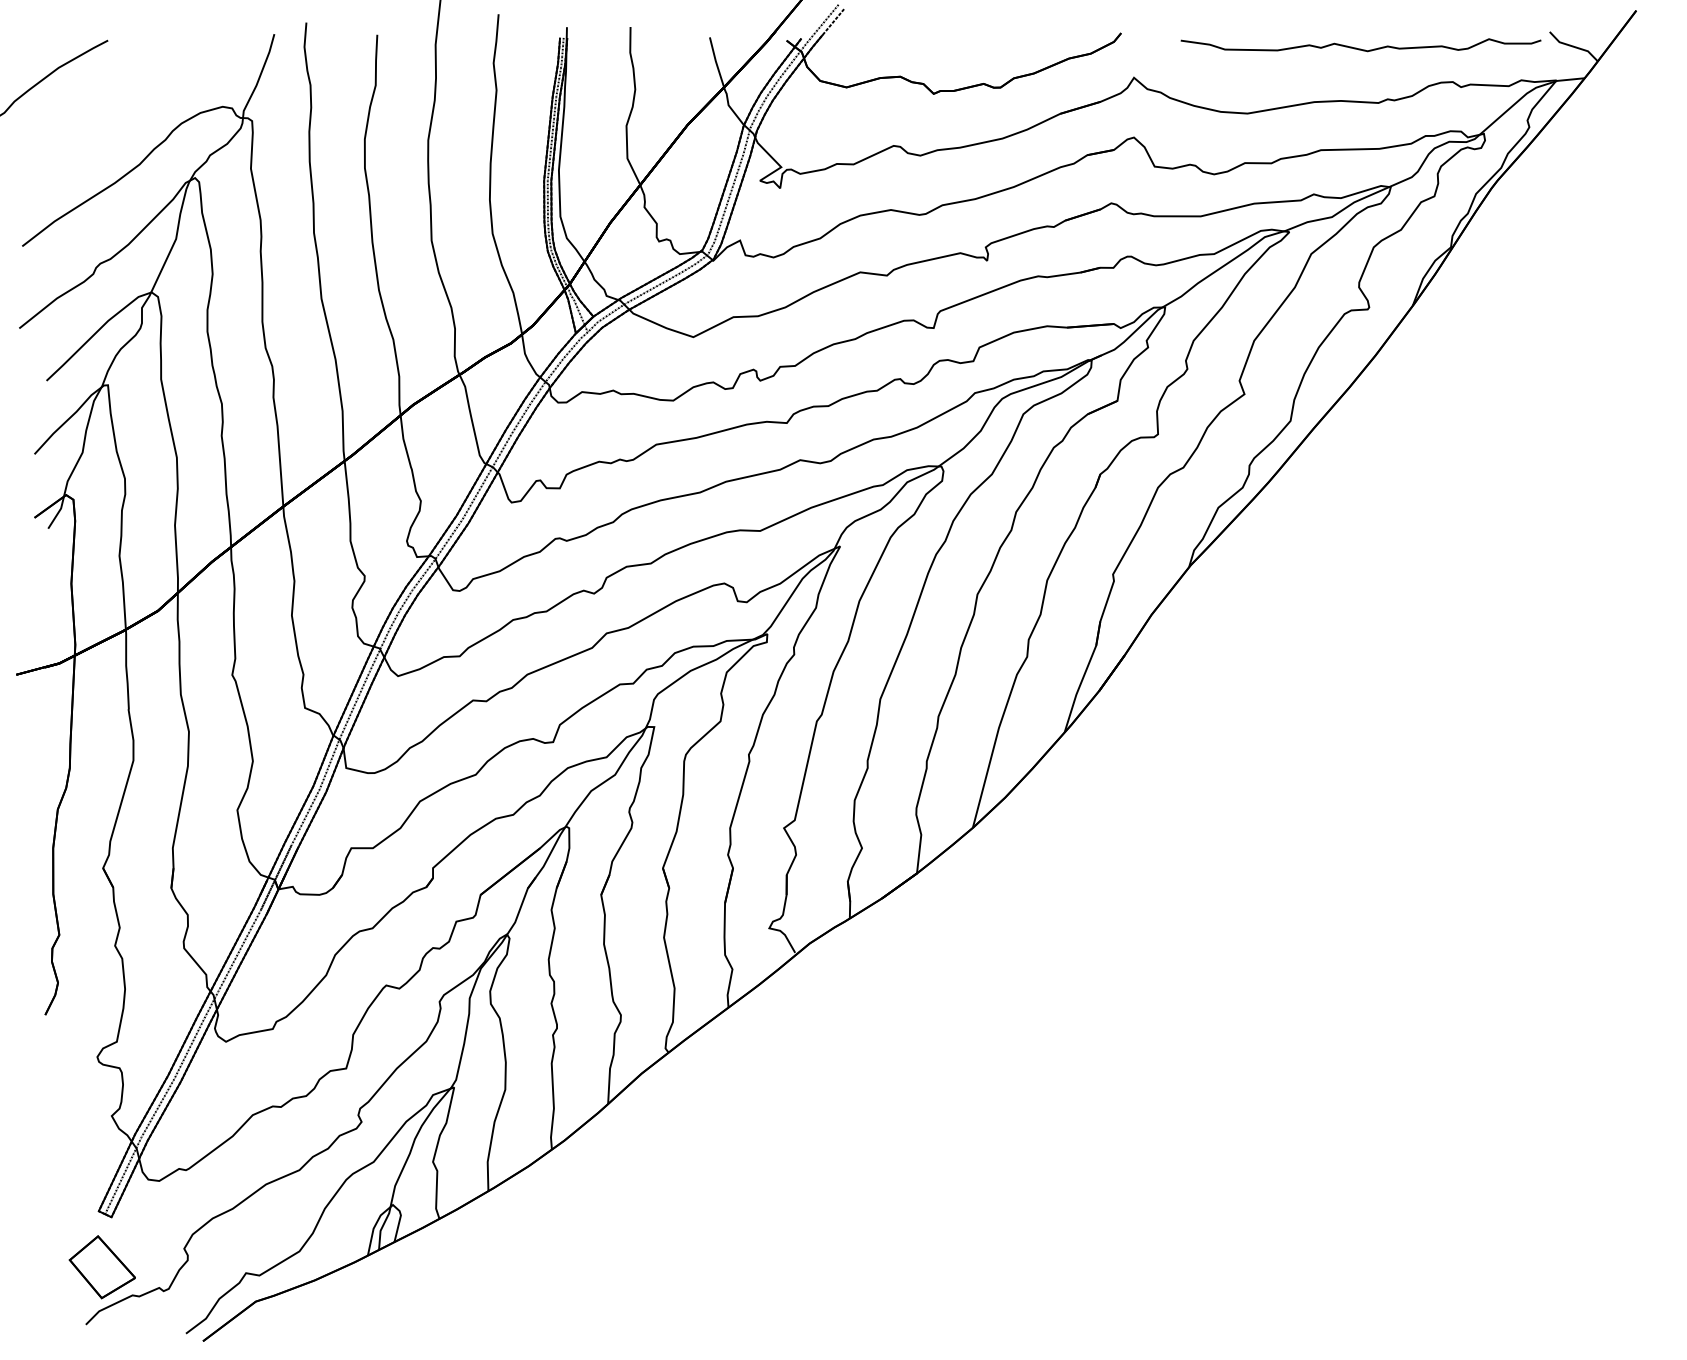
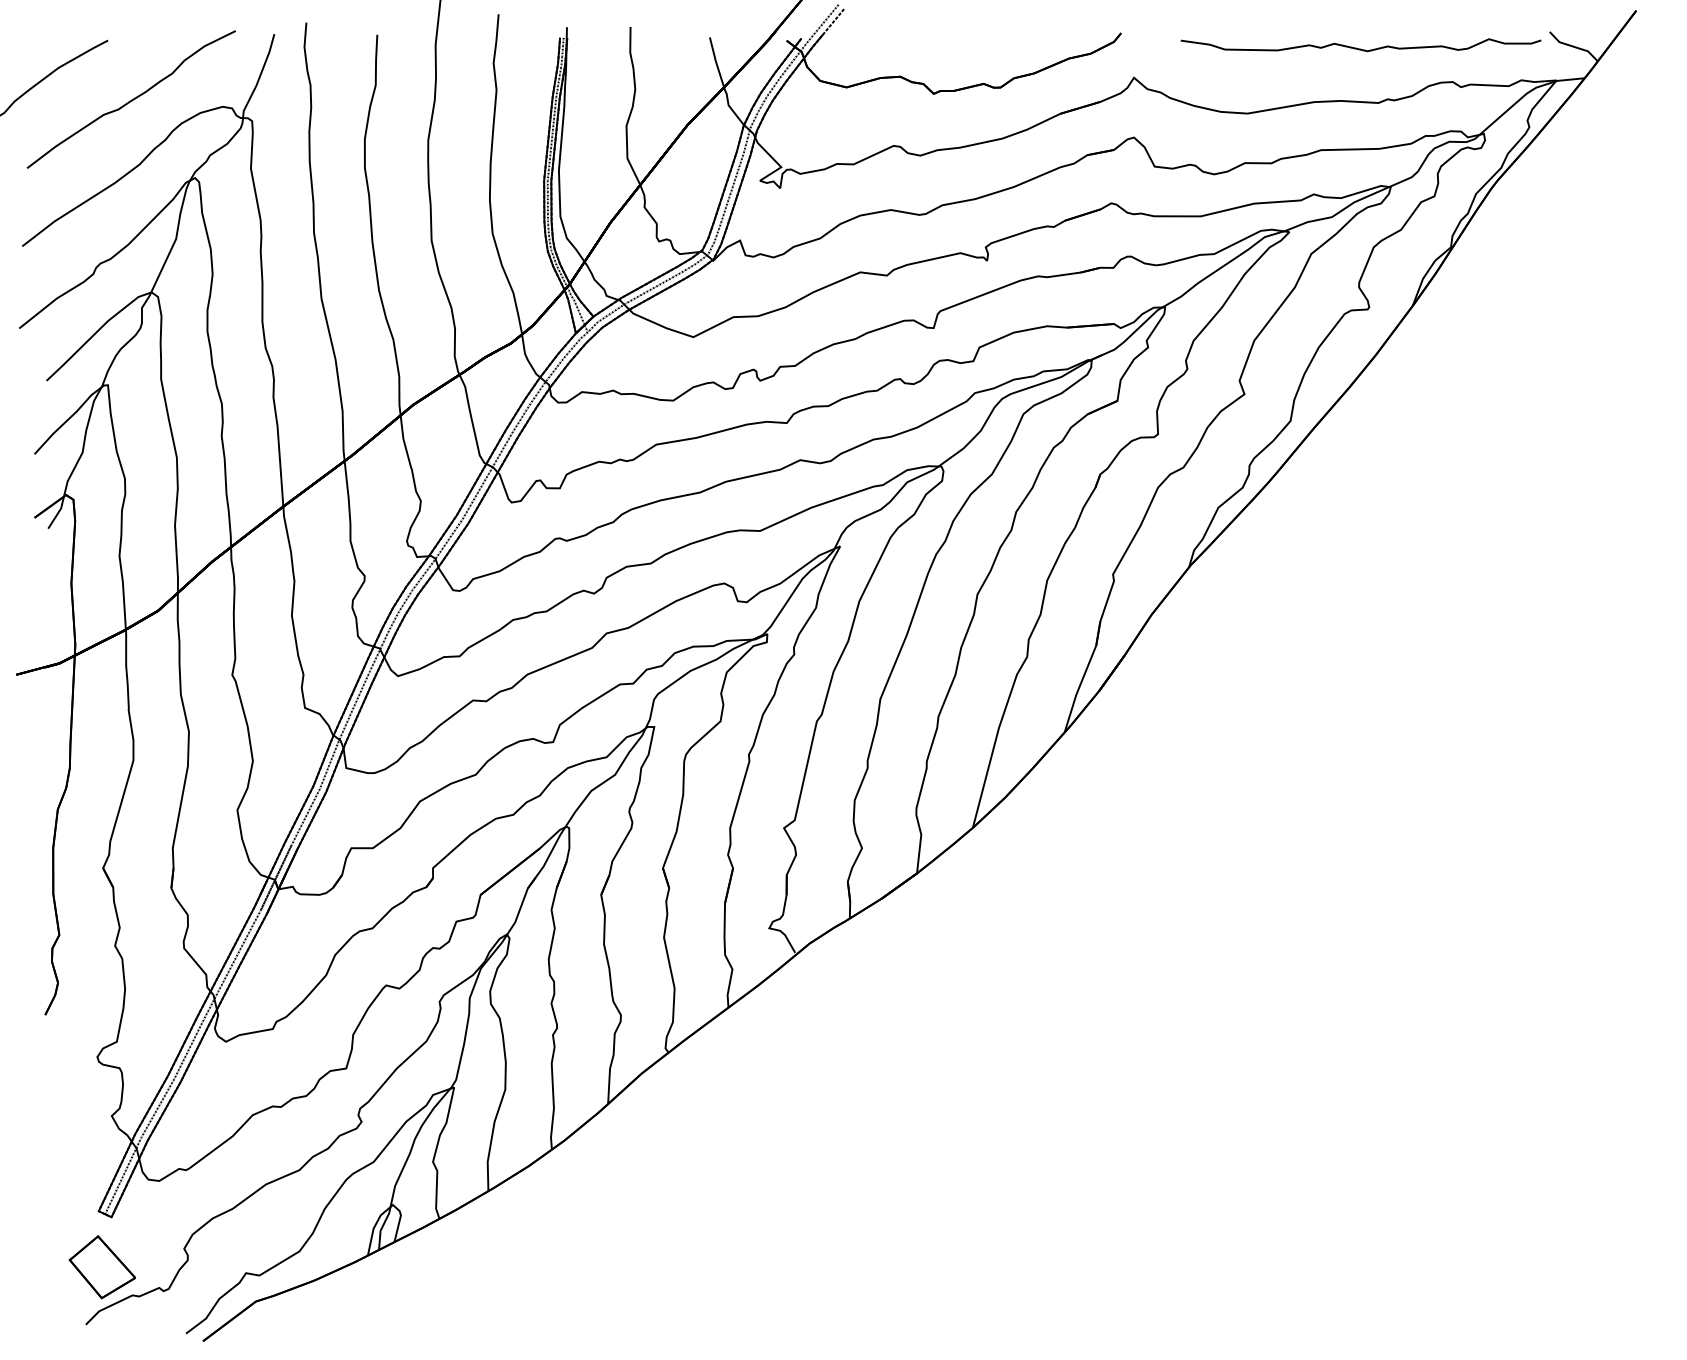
curve: none -> present (131, 99)
